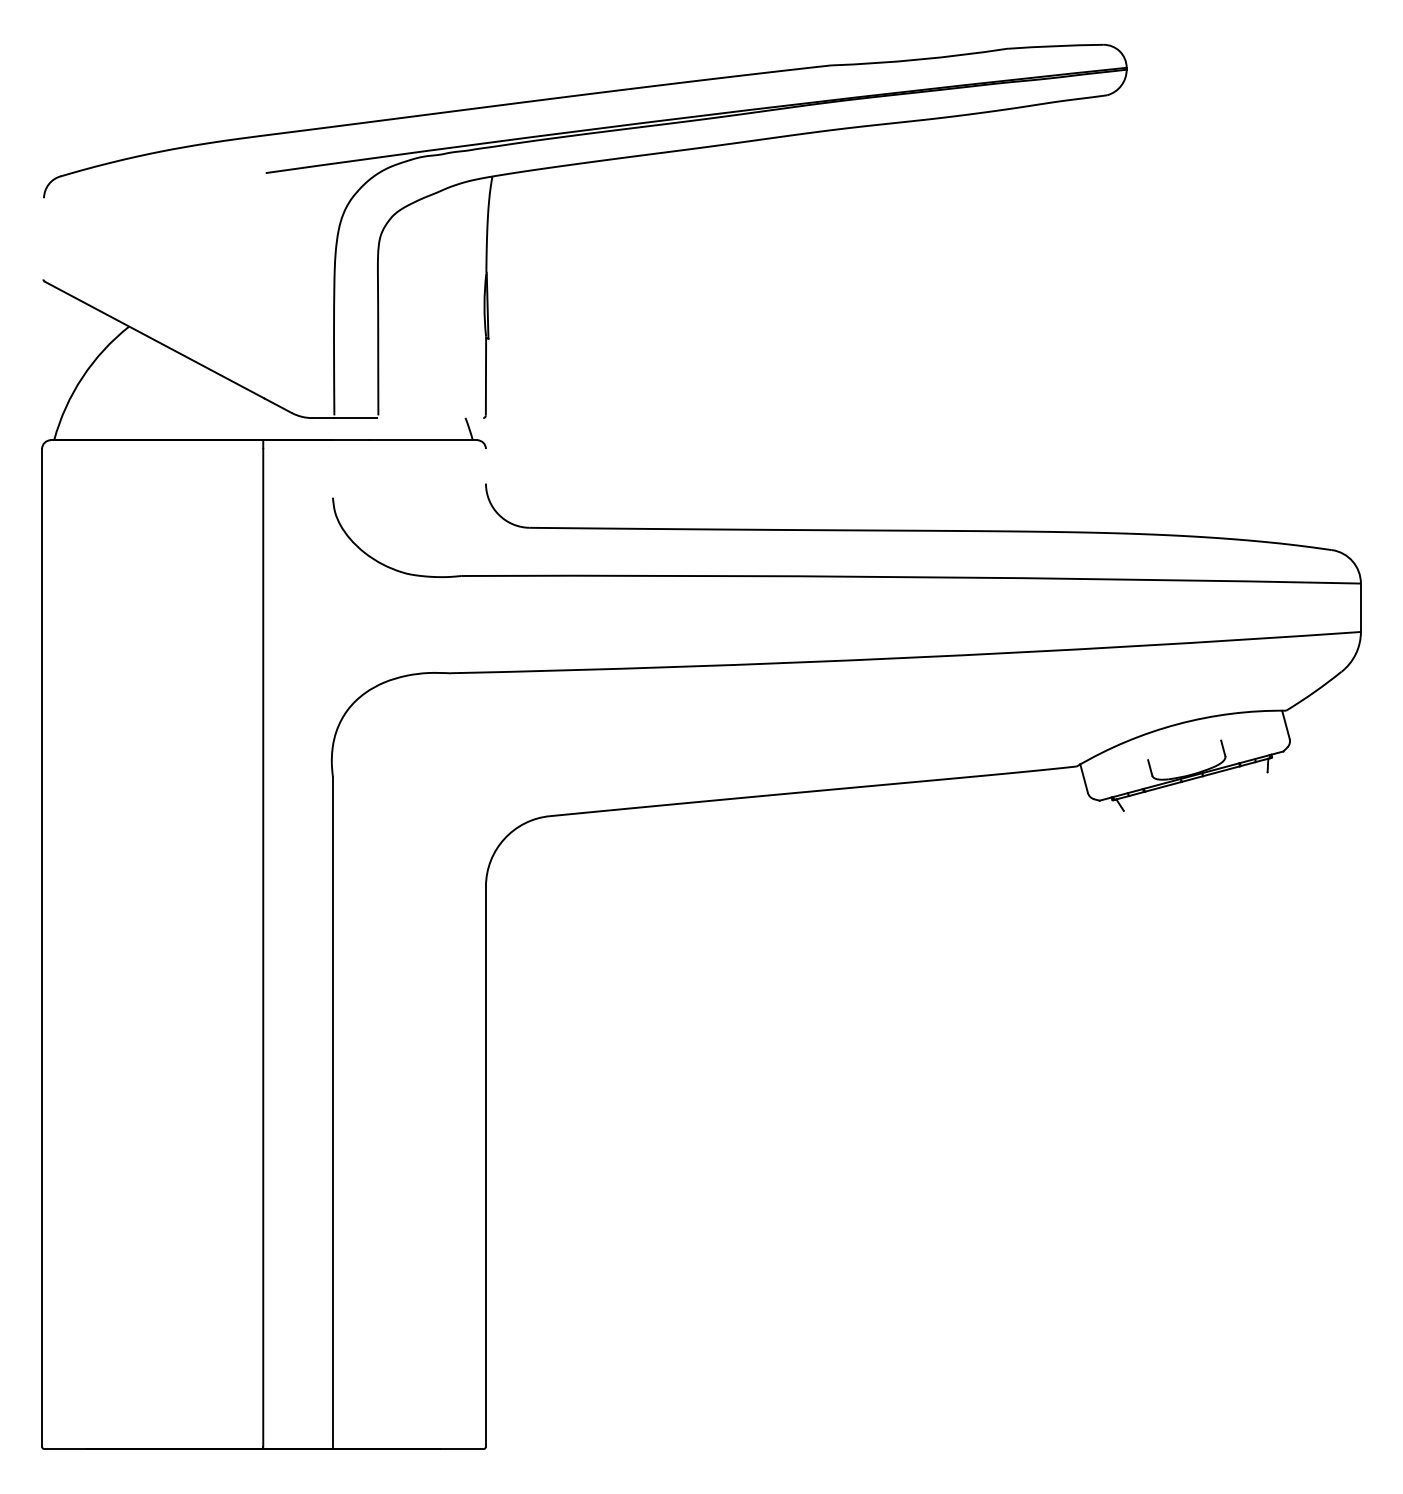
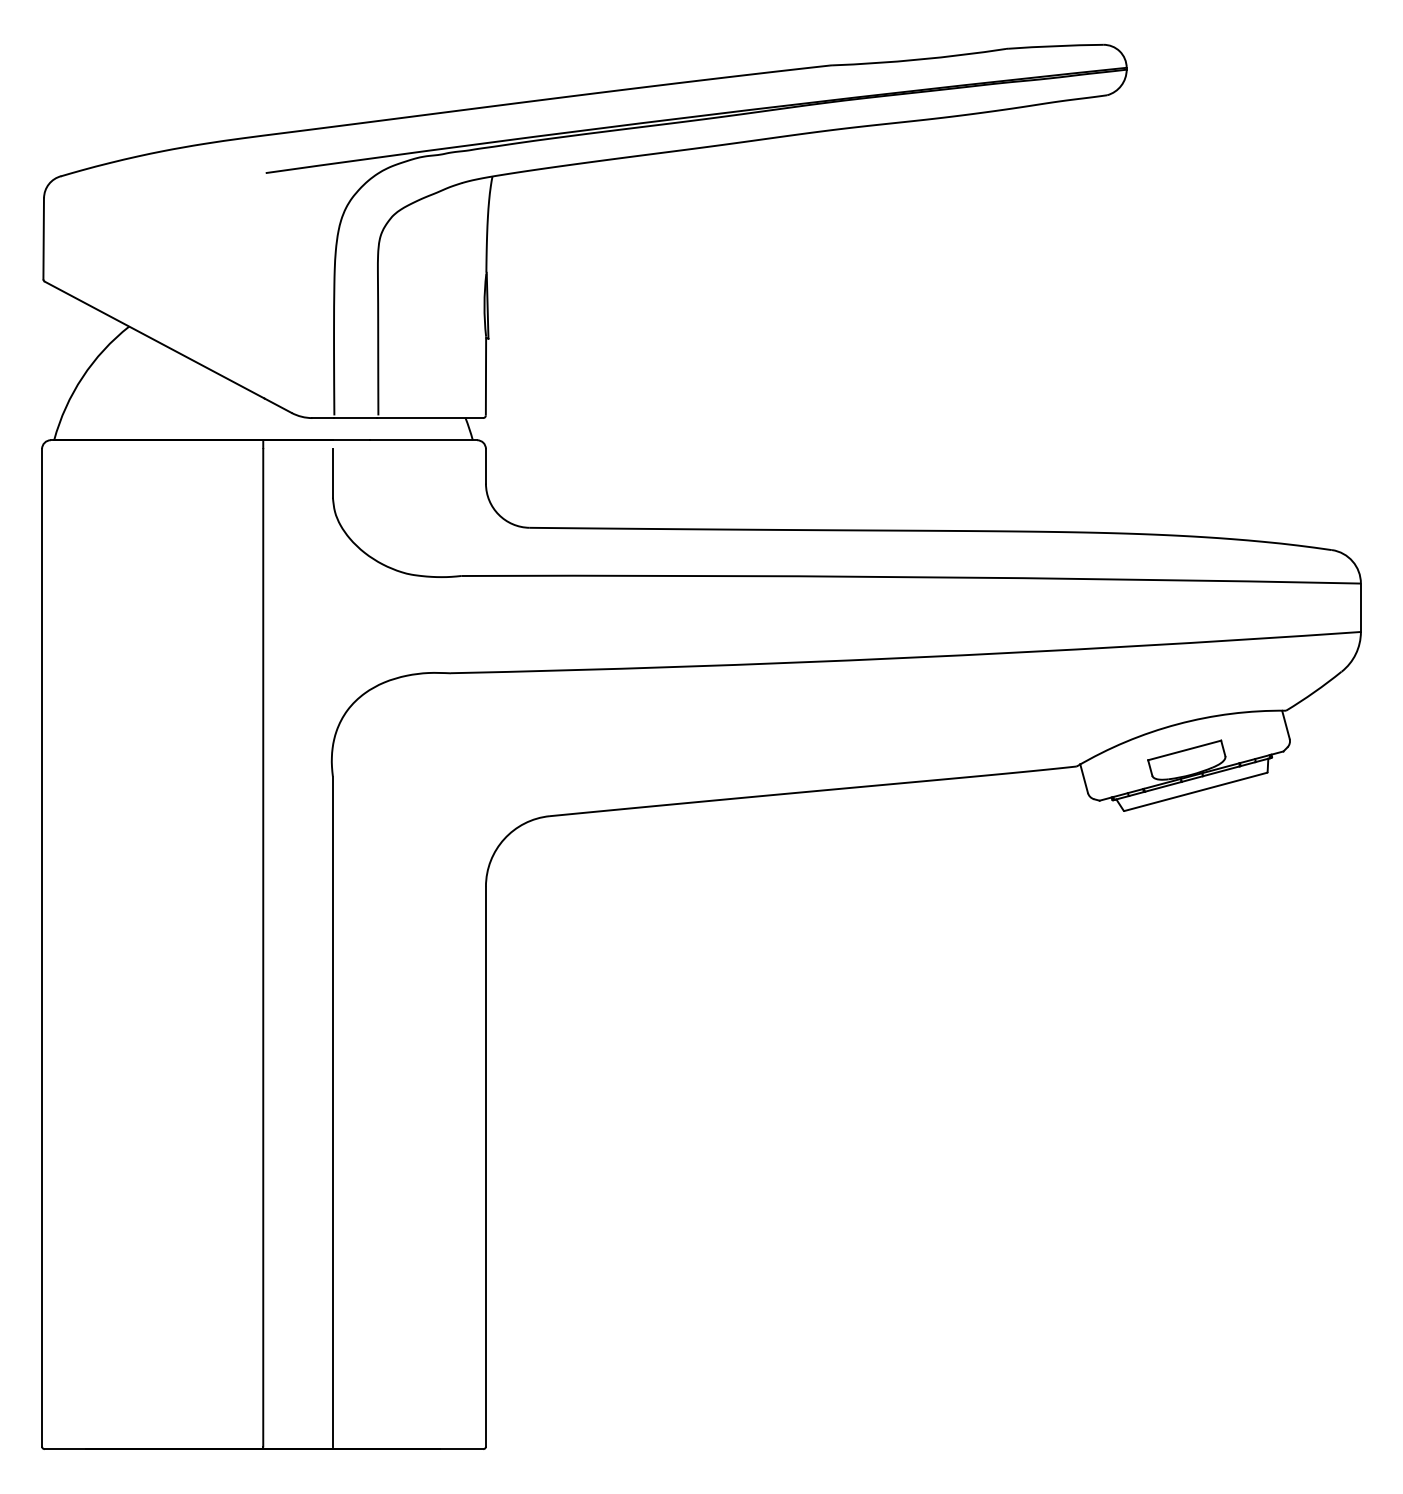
line: none -> present (43, 238)
line: none -> present (429, 418)
line: none -> present (485, 466)
line: none -> present (332, 473)
line: none -> present (1184, 750)
line: none -> present (1195, 791)
